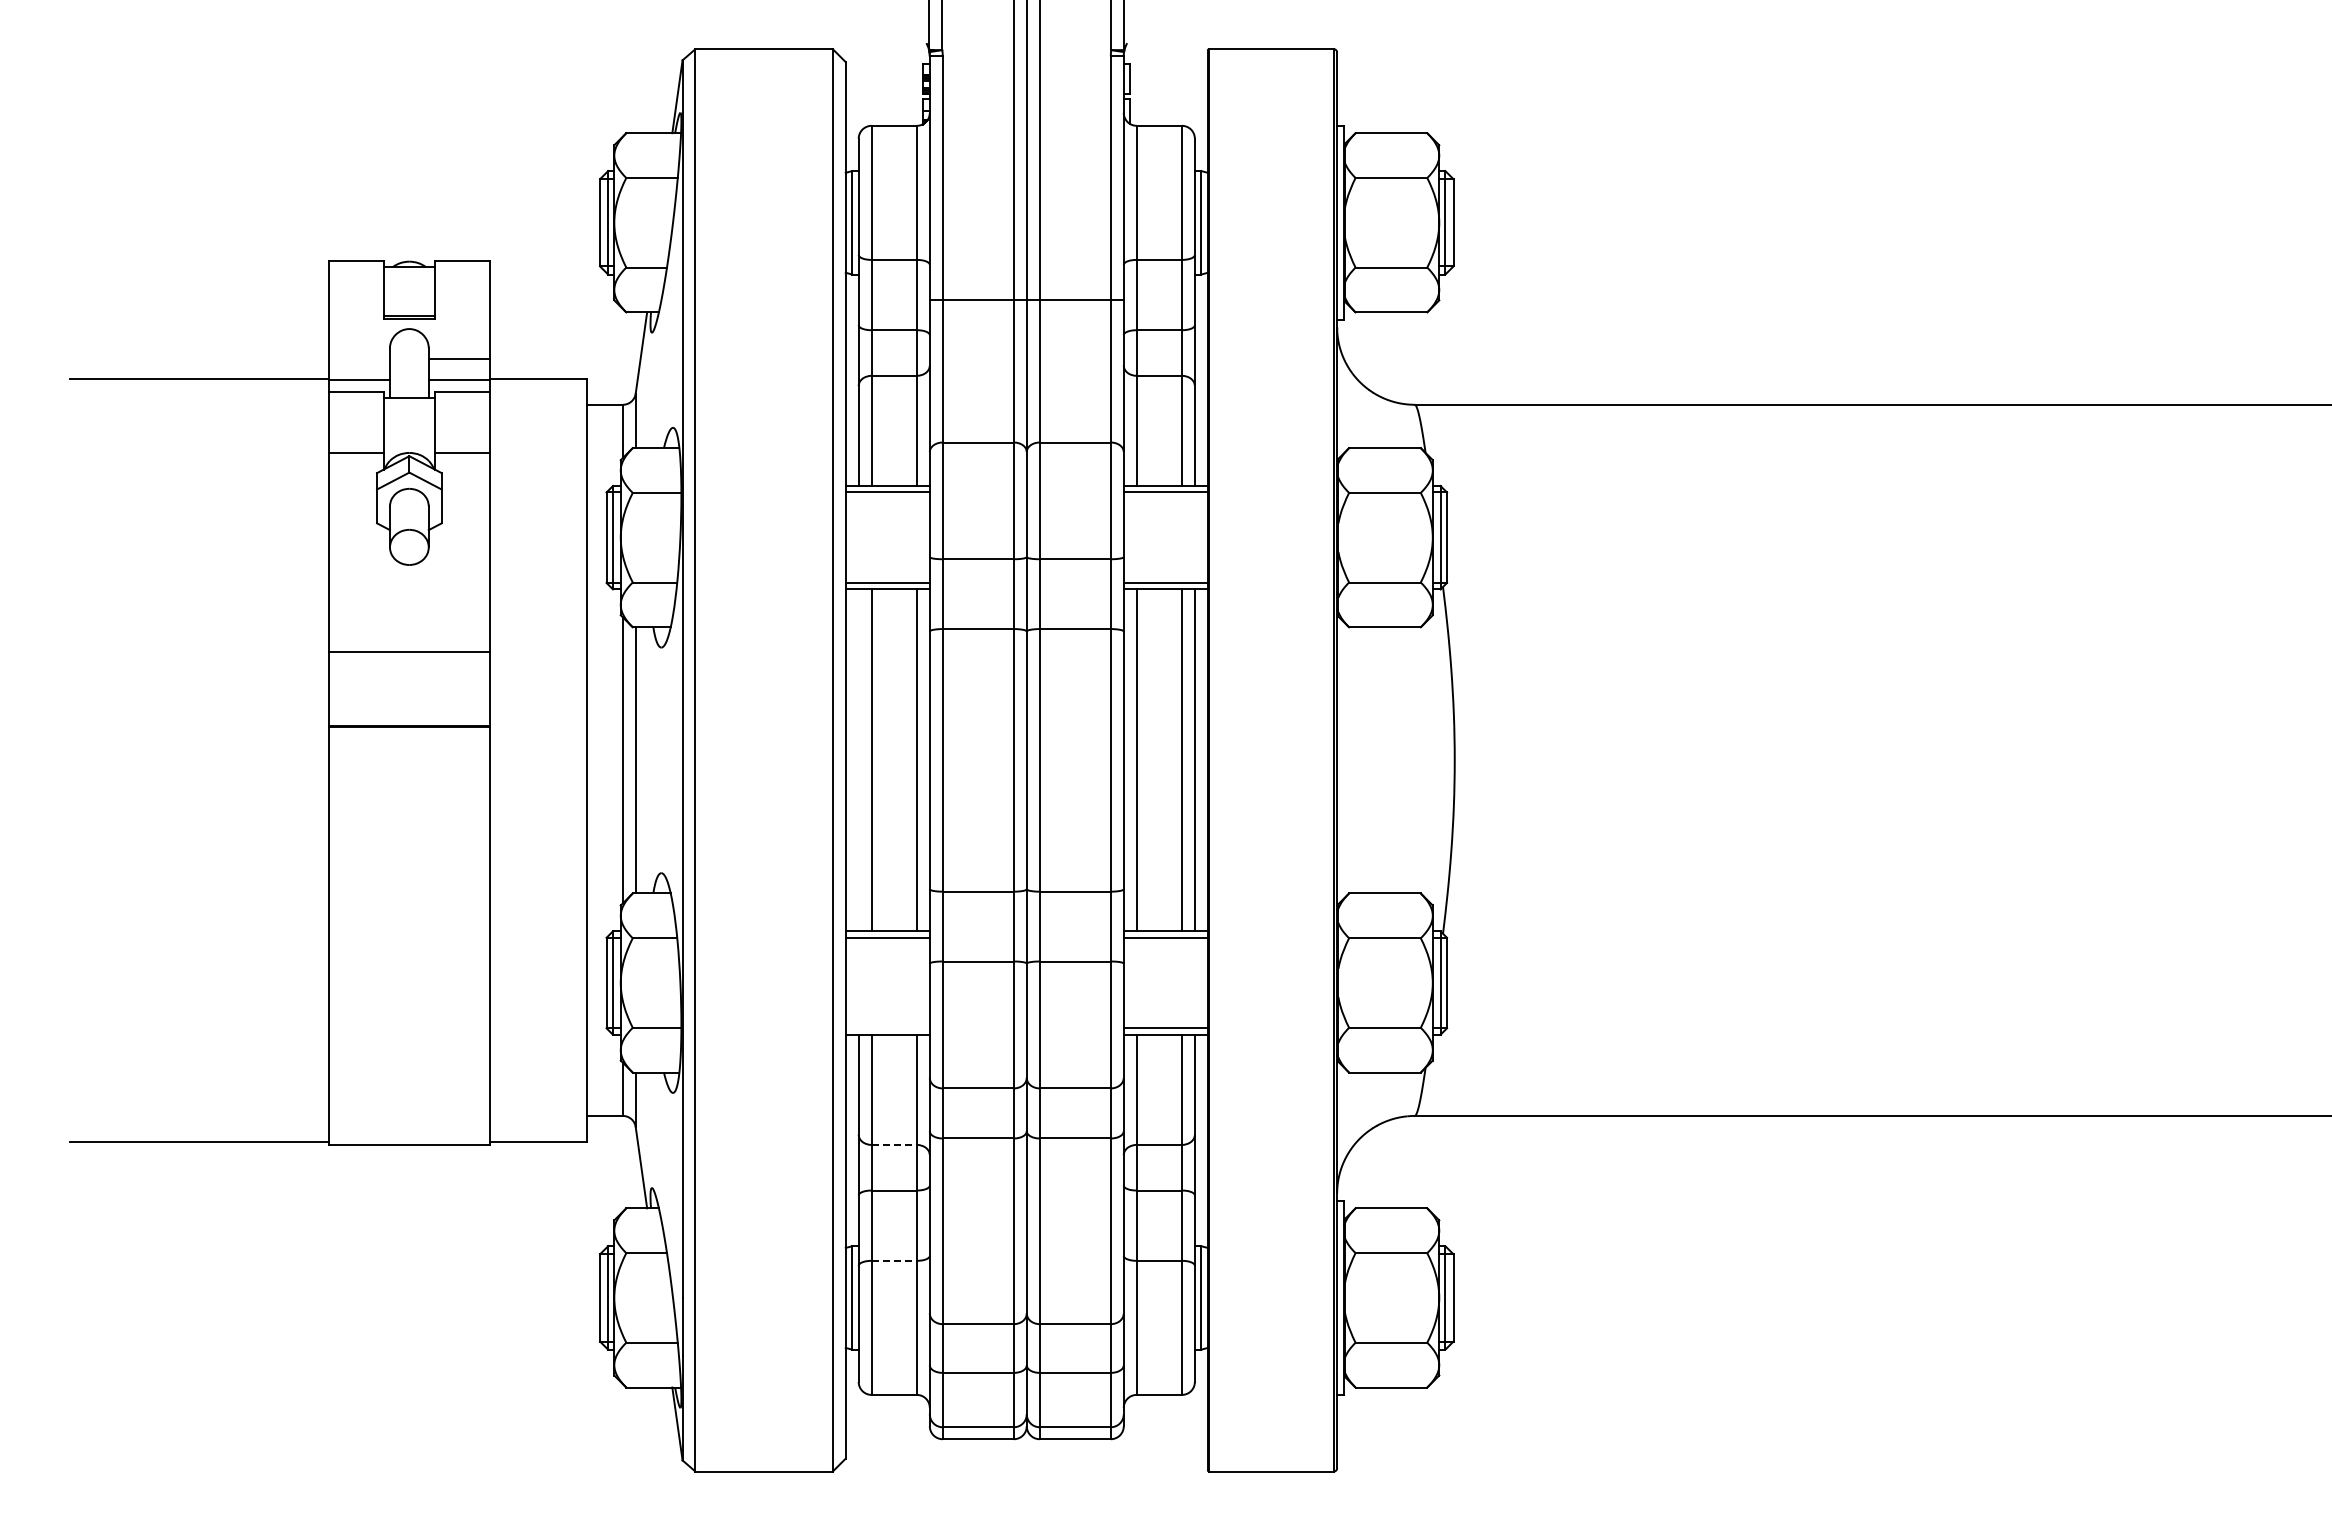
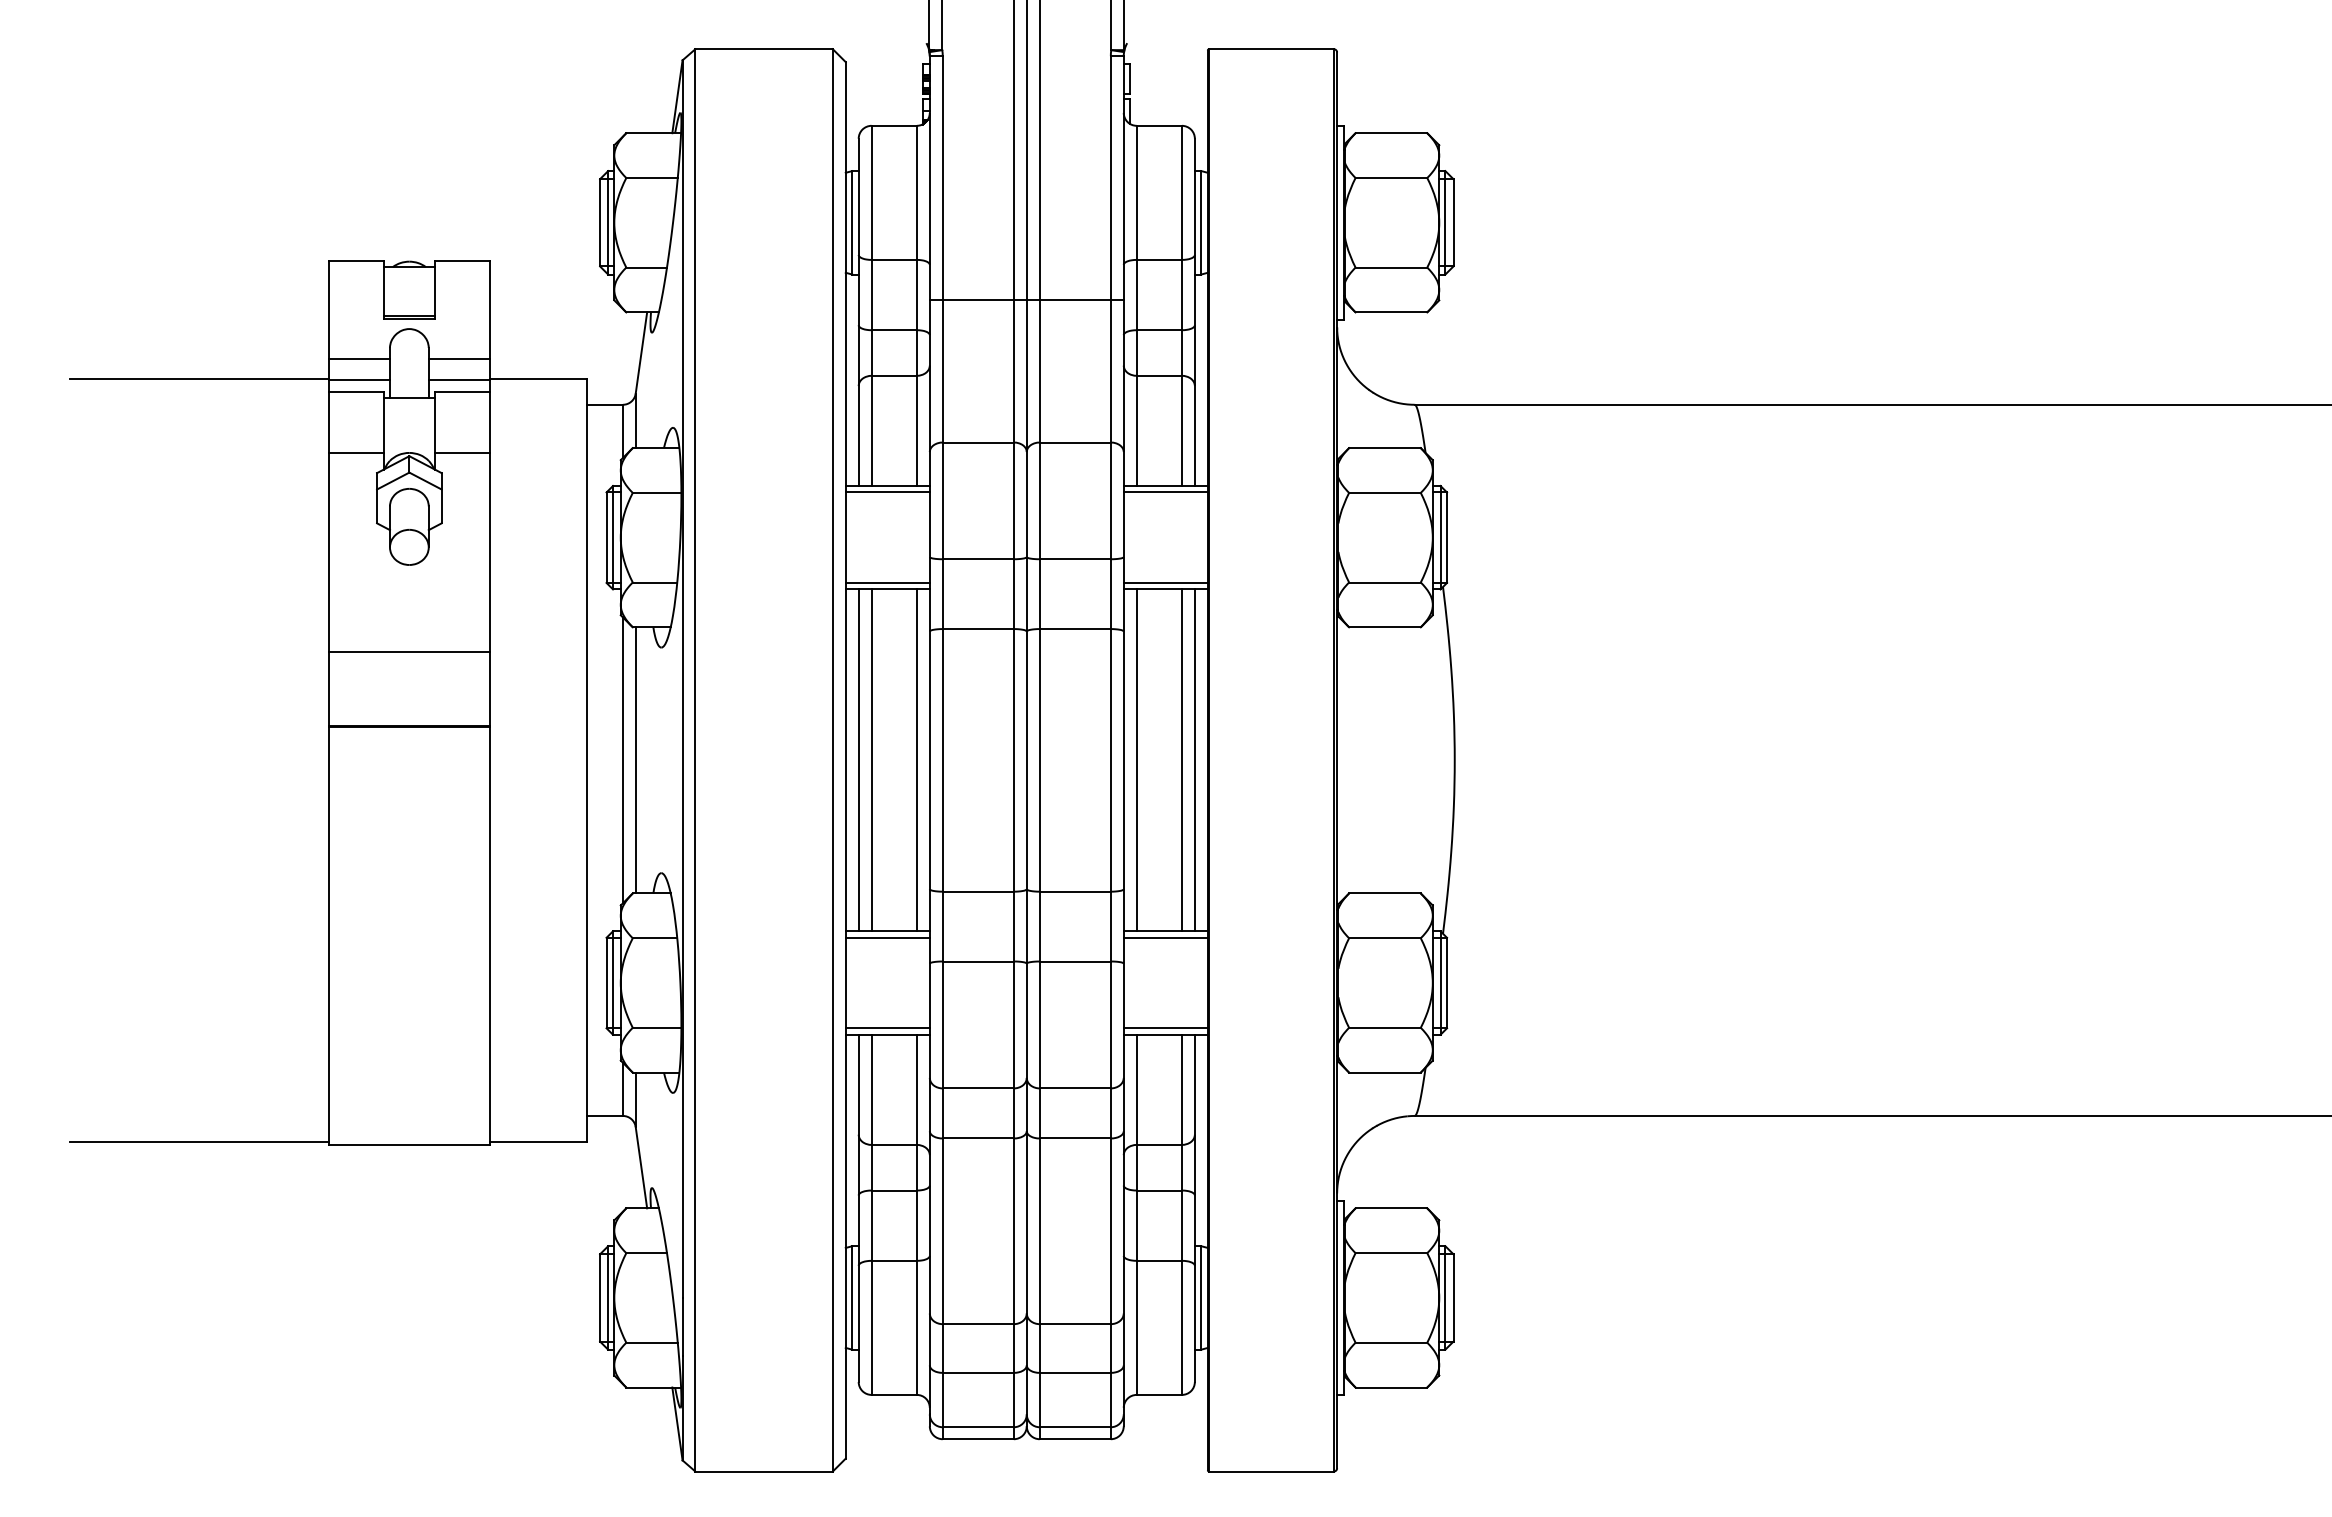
line: none -> present (358, 359)
line: none -> present (858, 760)
line: none -> present (887, 1028)
line: dashed -> solid (894, 1144)
line: dashed -> solid (894, 1260)
